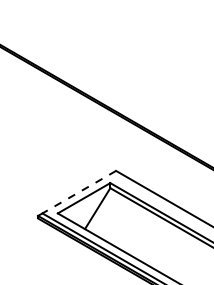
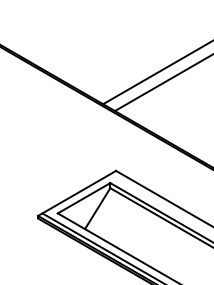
line: none -> present (156, 73)
line: none -> present (162, 83)
line: dashed -> solid (79, 192)
